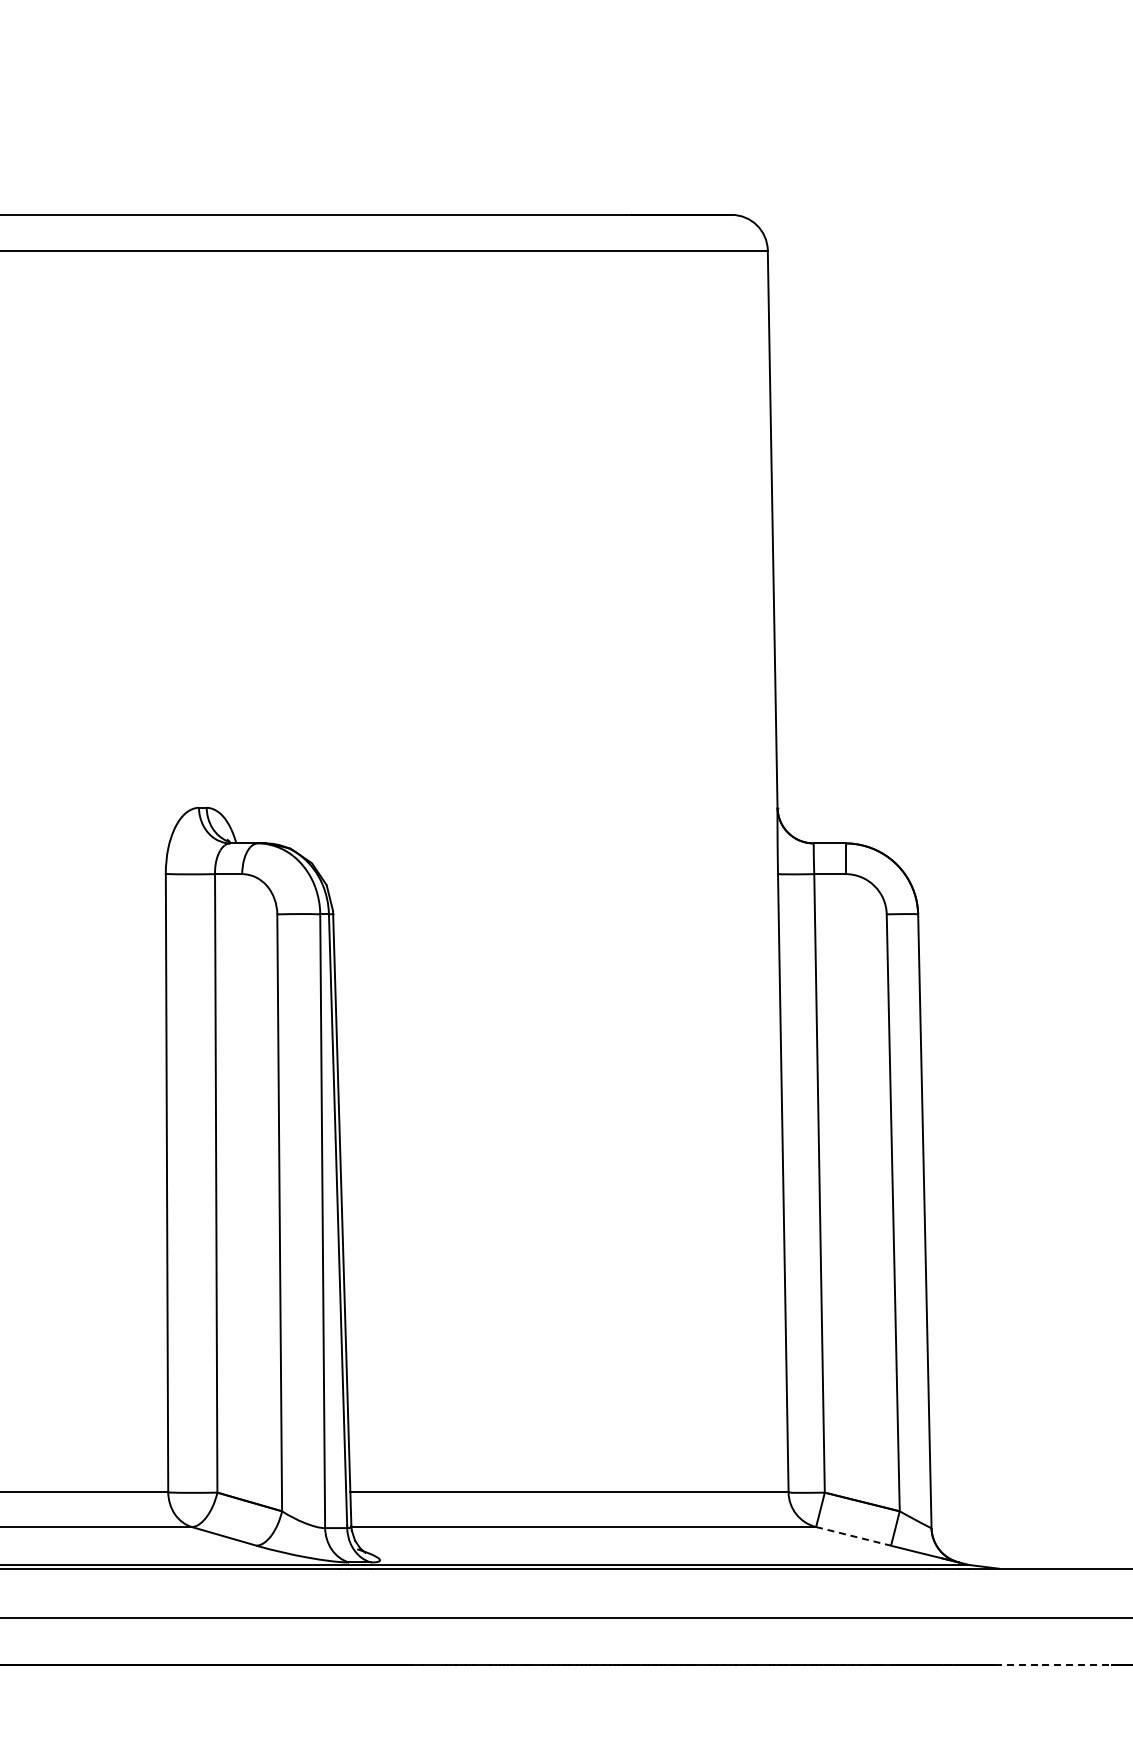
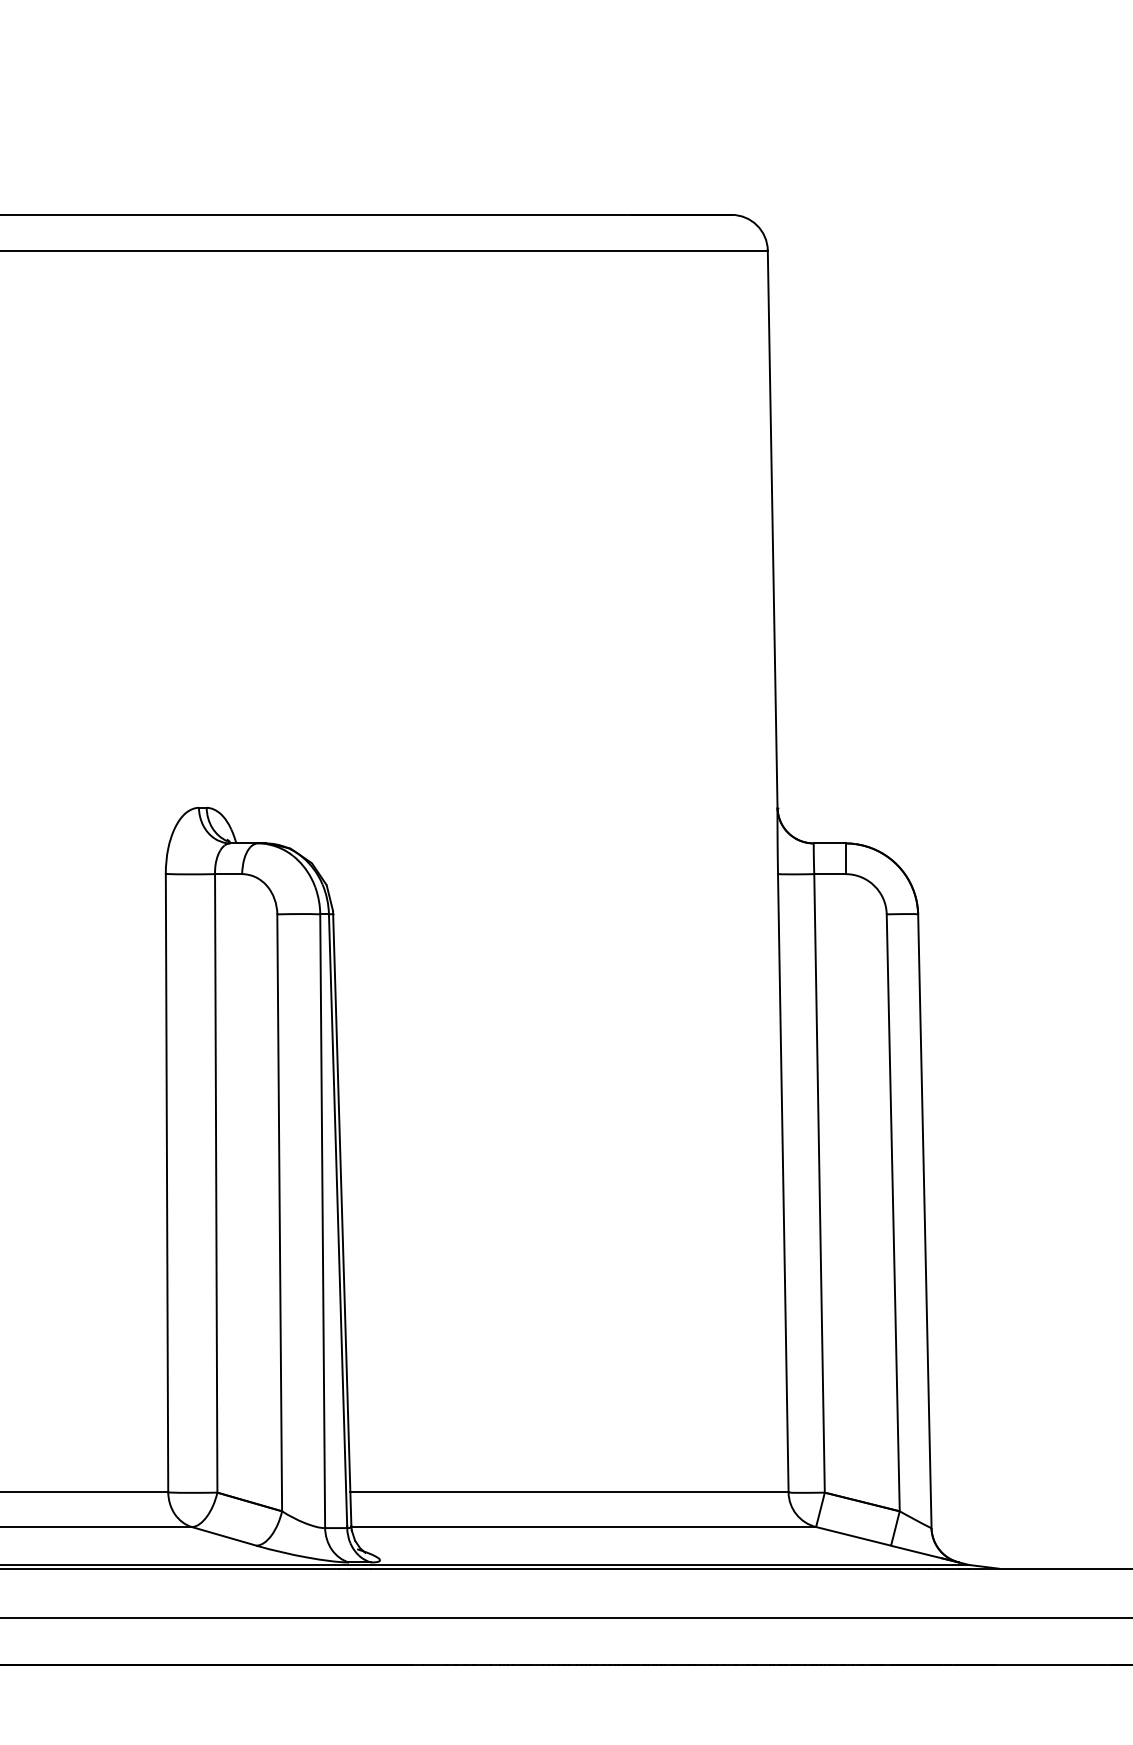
line: dashed -> solid (853, 1536)
line: dashed -> solid (1053, 1665)
